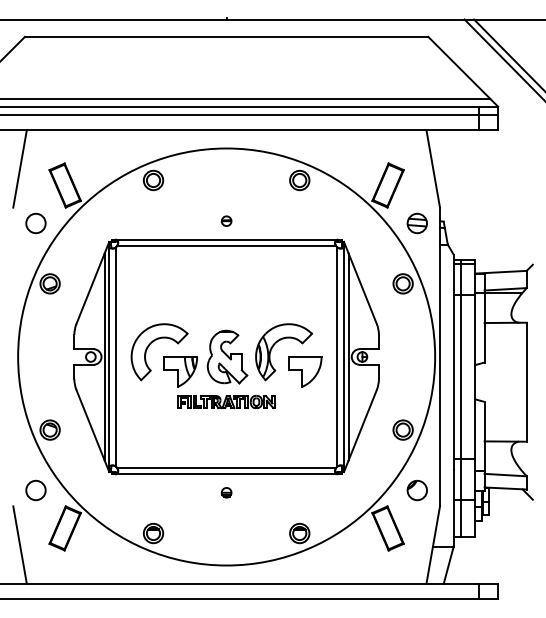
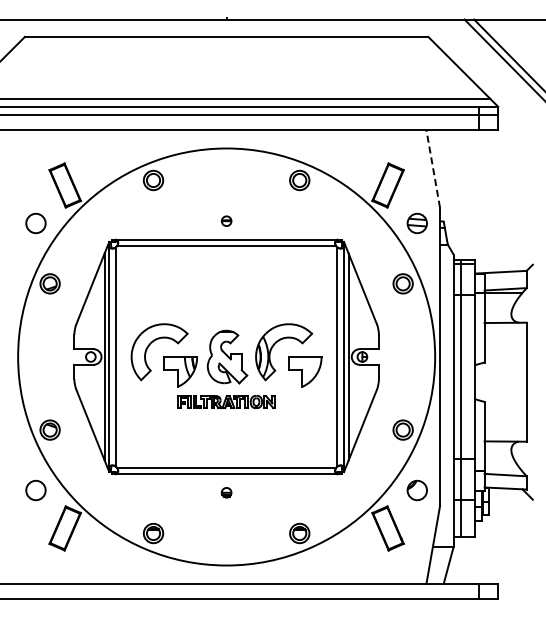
line: present -> none (19, 168)
line: solid -> dashed (433, 168)
line: present -> none (19, 544)
